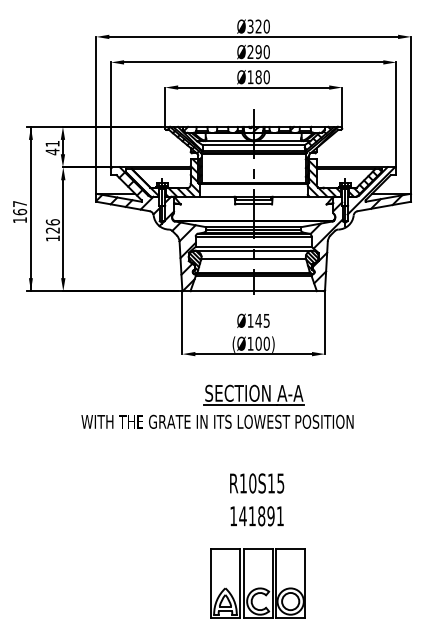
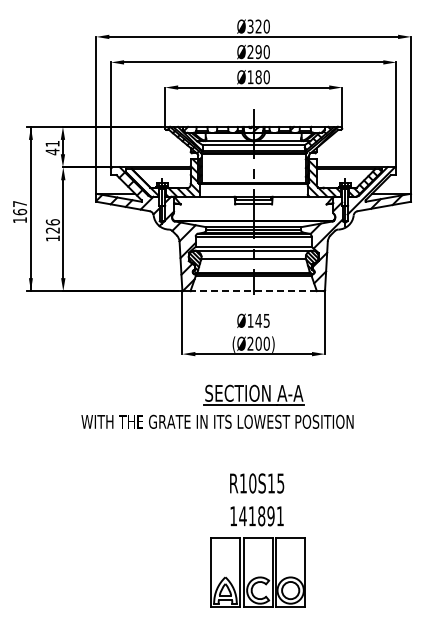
line: solid -> dashed (253, 291)
text: (Ø100) -> (Ø200) (250, 343)
part position: (257, 583) -> (257, 572) (257, 572)
